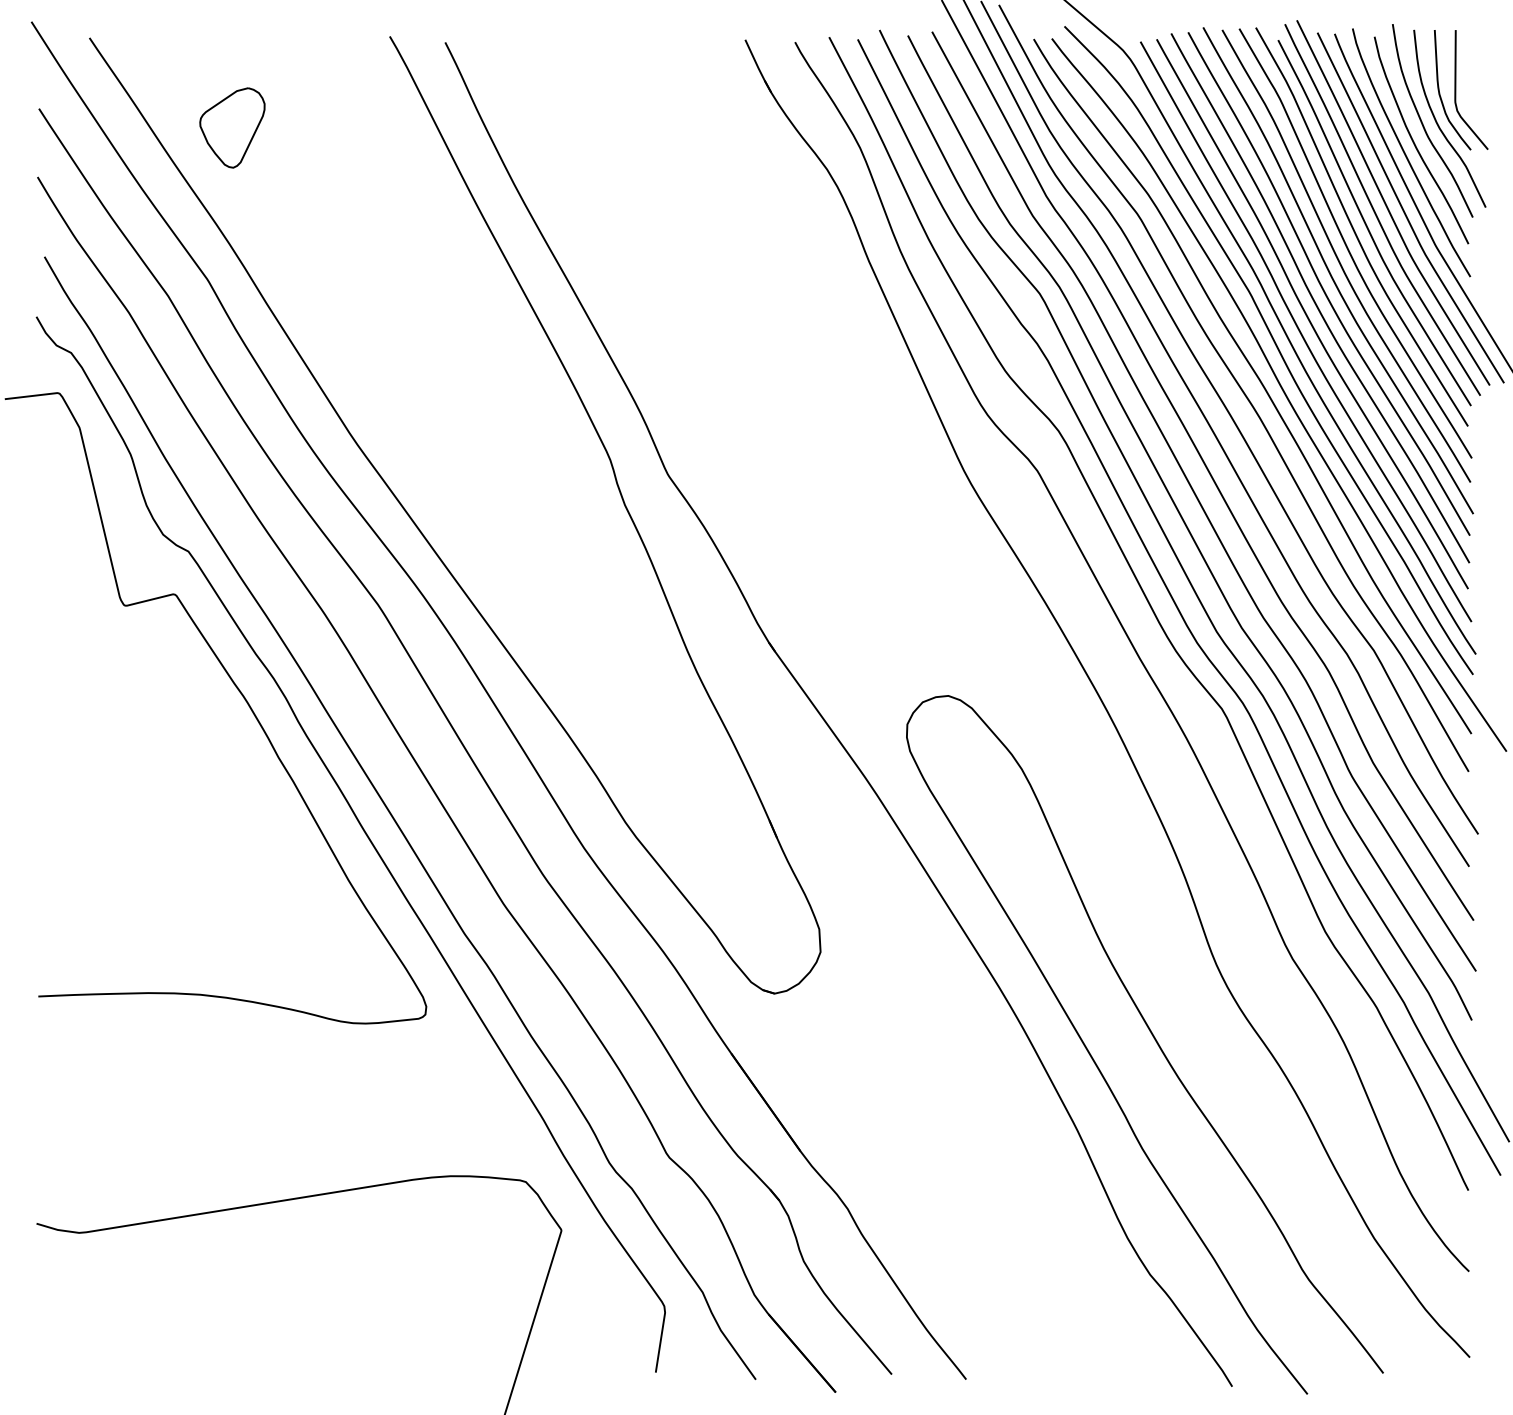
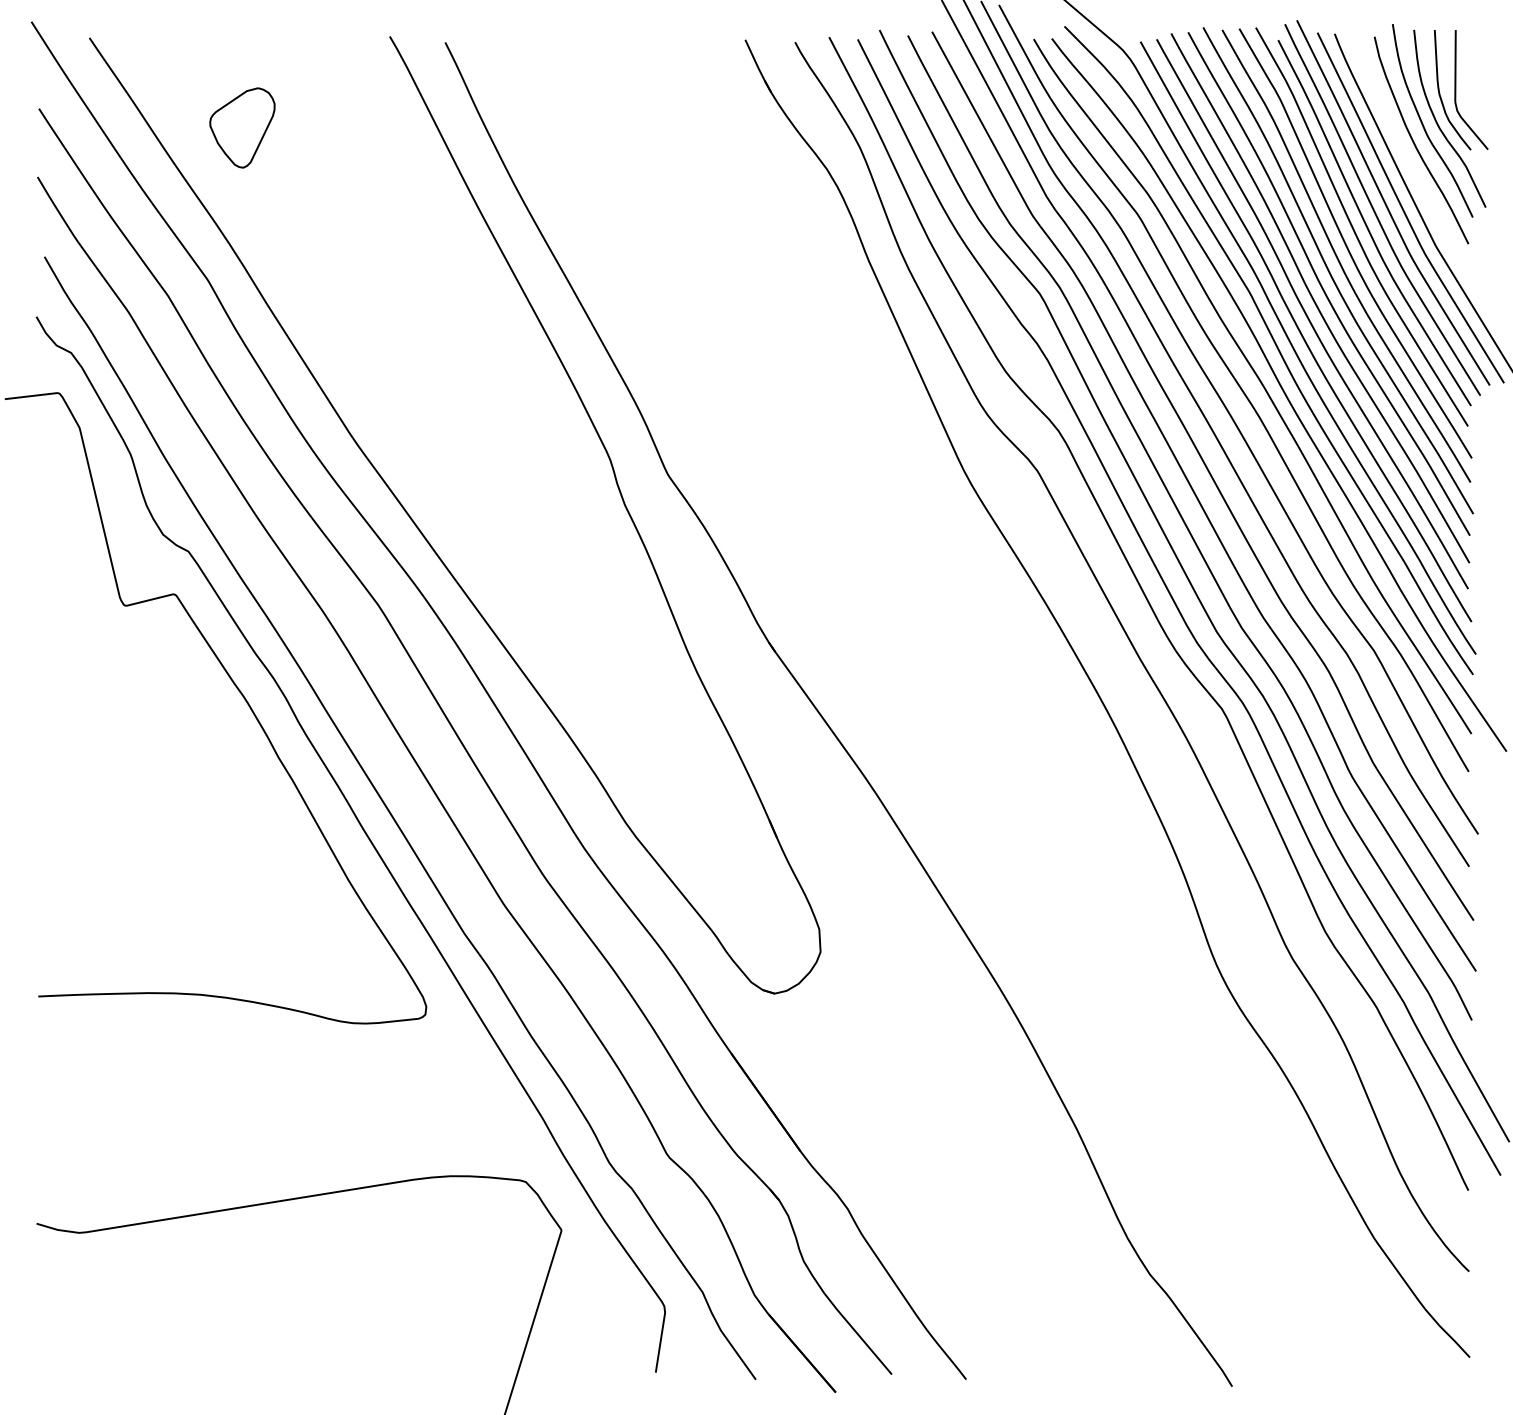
part position: (232, 127) -> (242, 127) (242, 127)
curve: present -> none (1406, 154)
curve: present -> none (1153, 1038)
